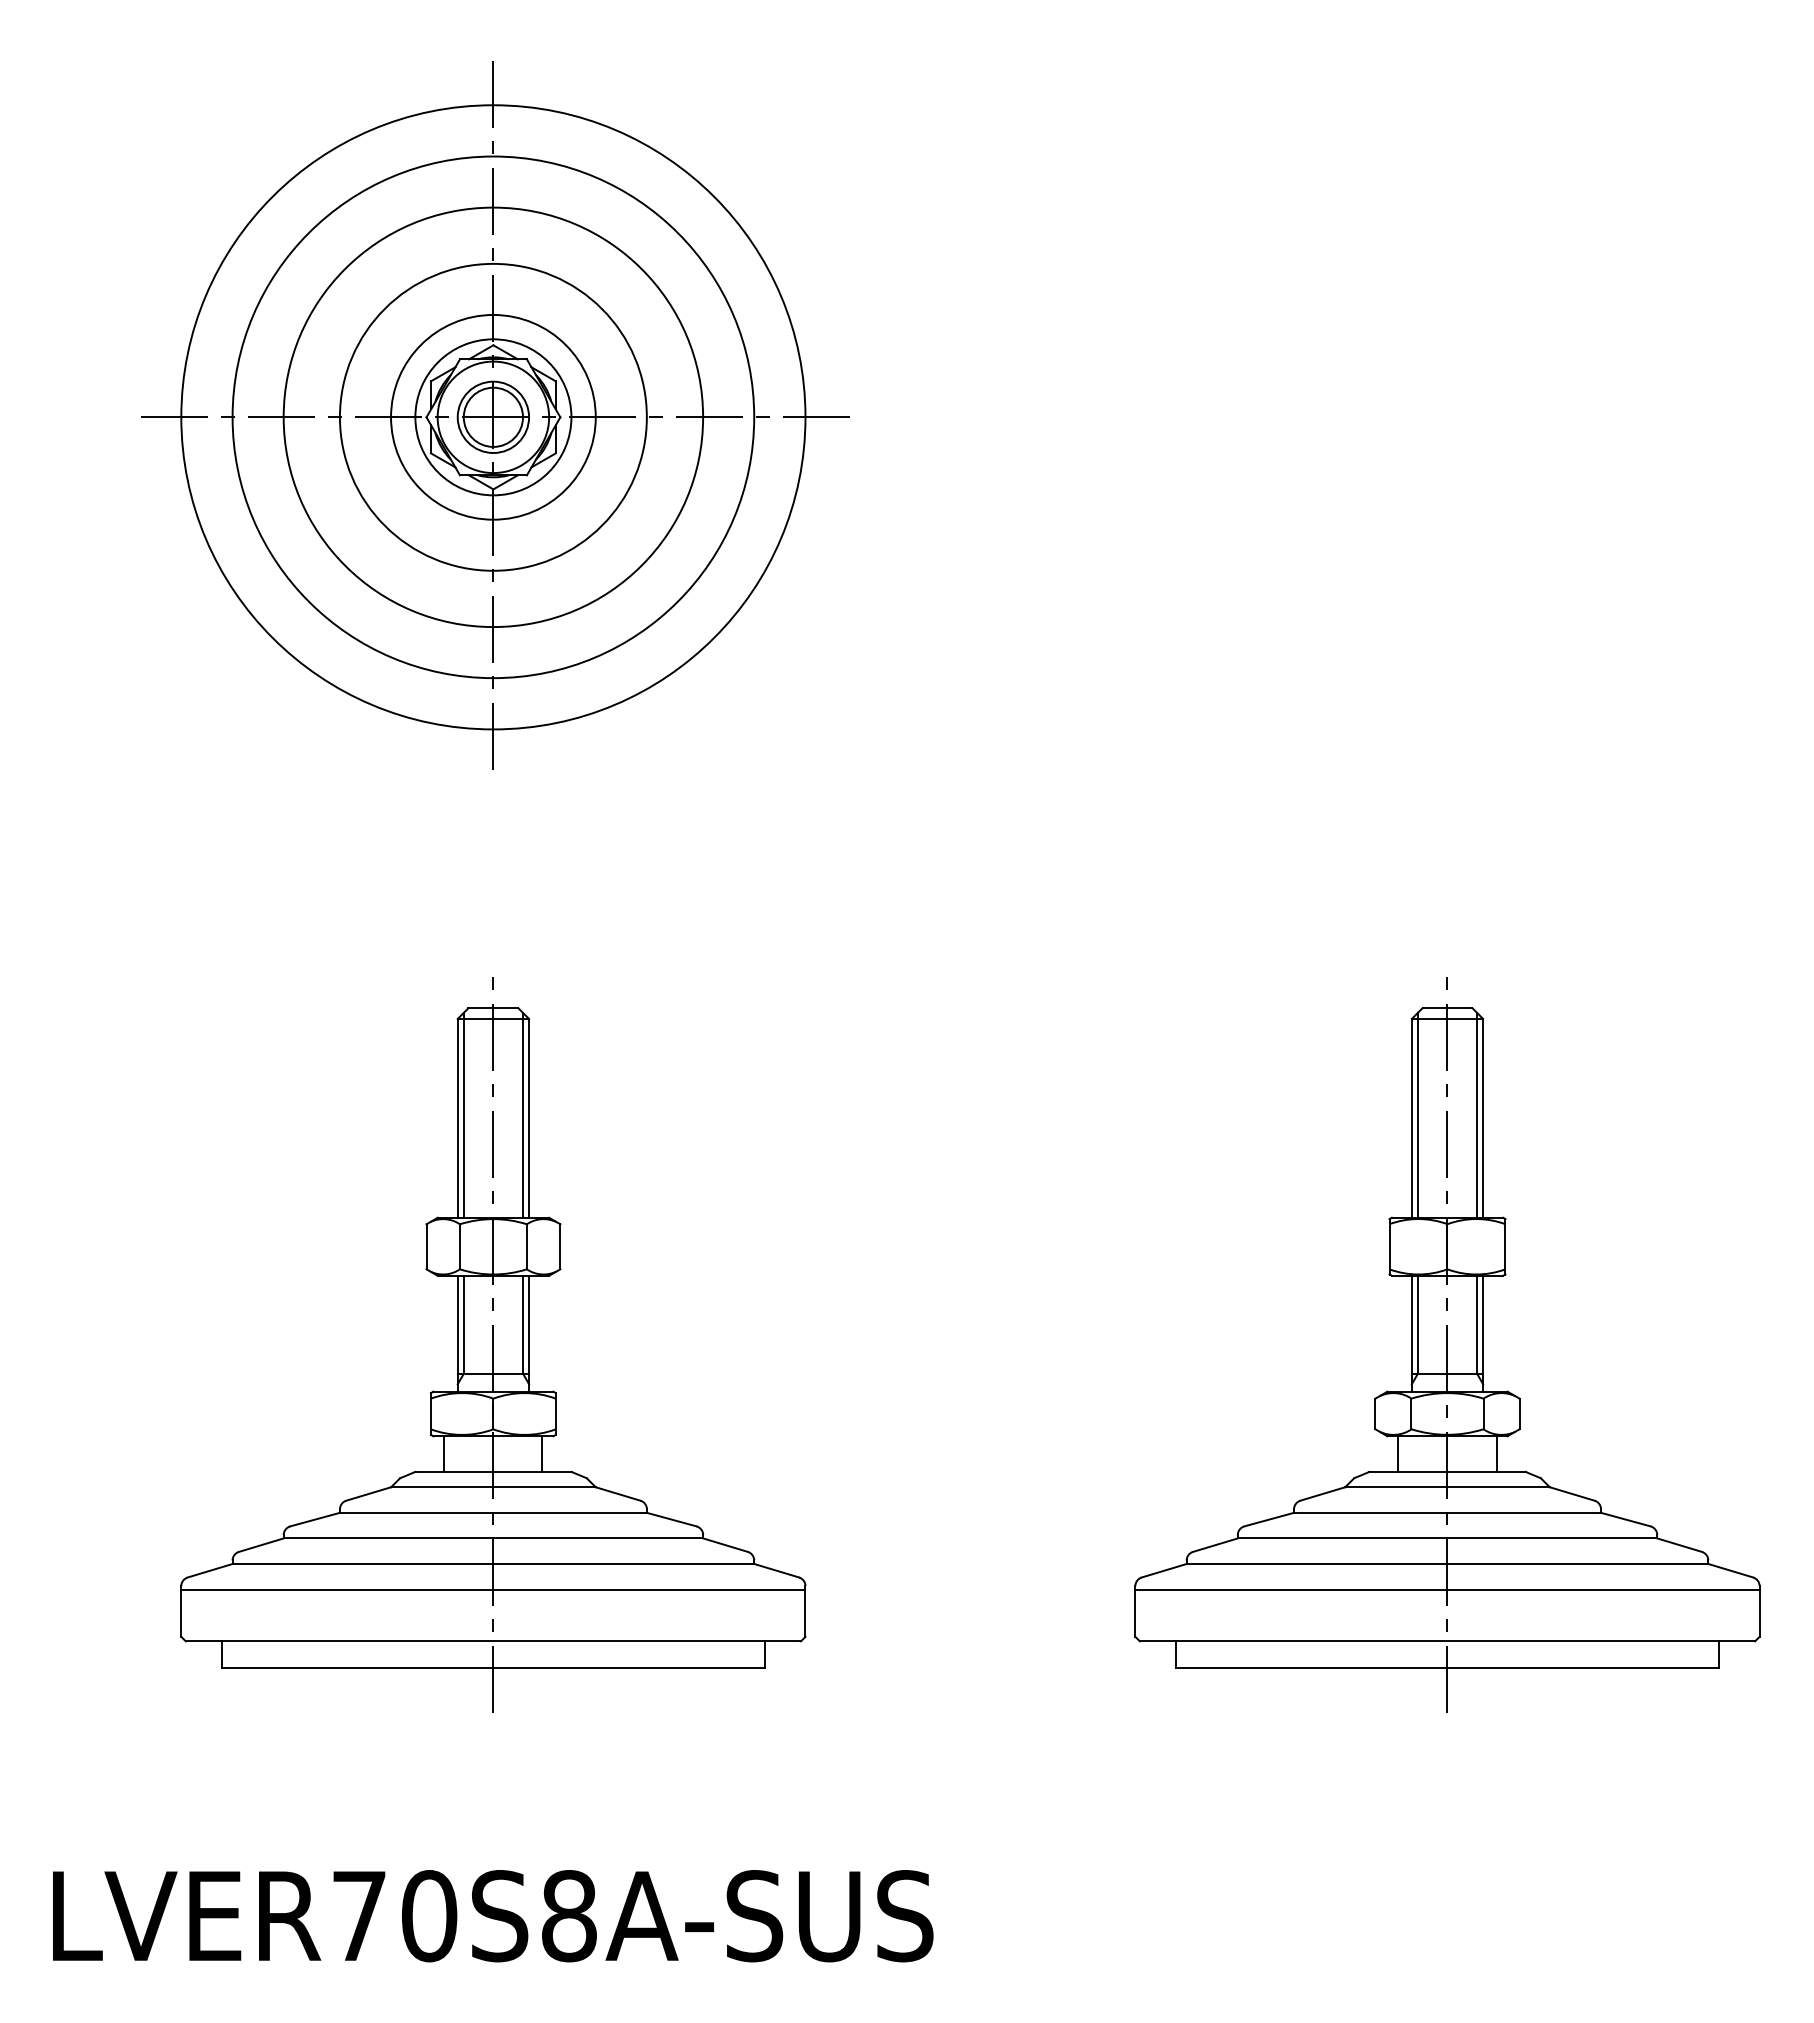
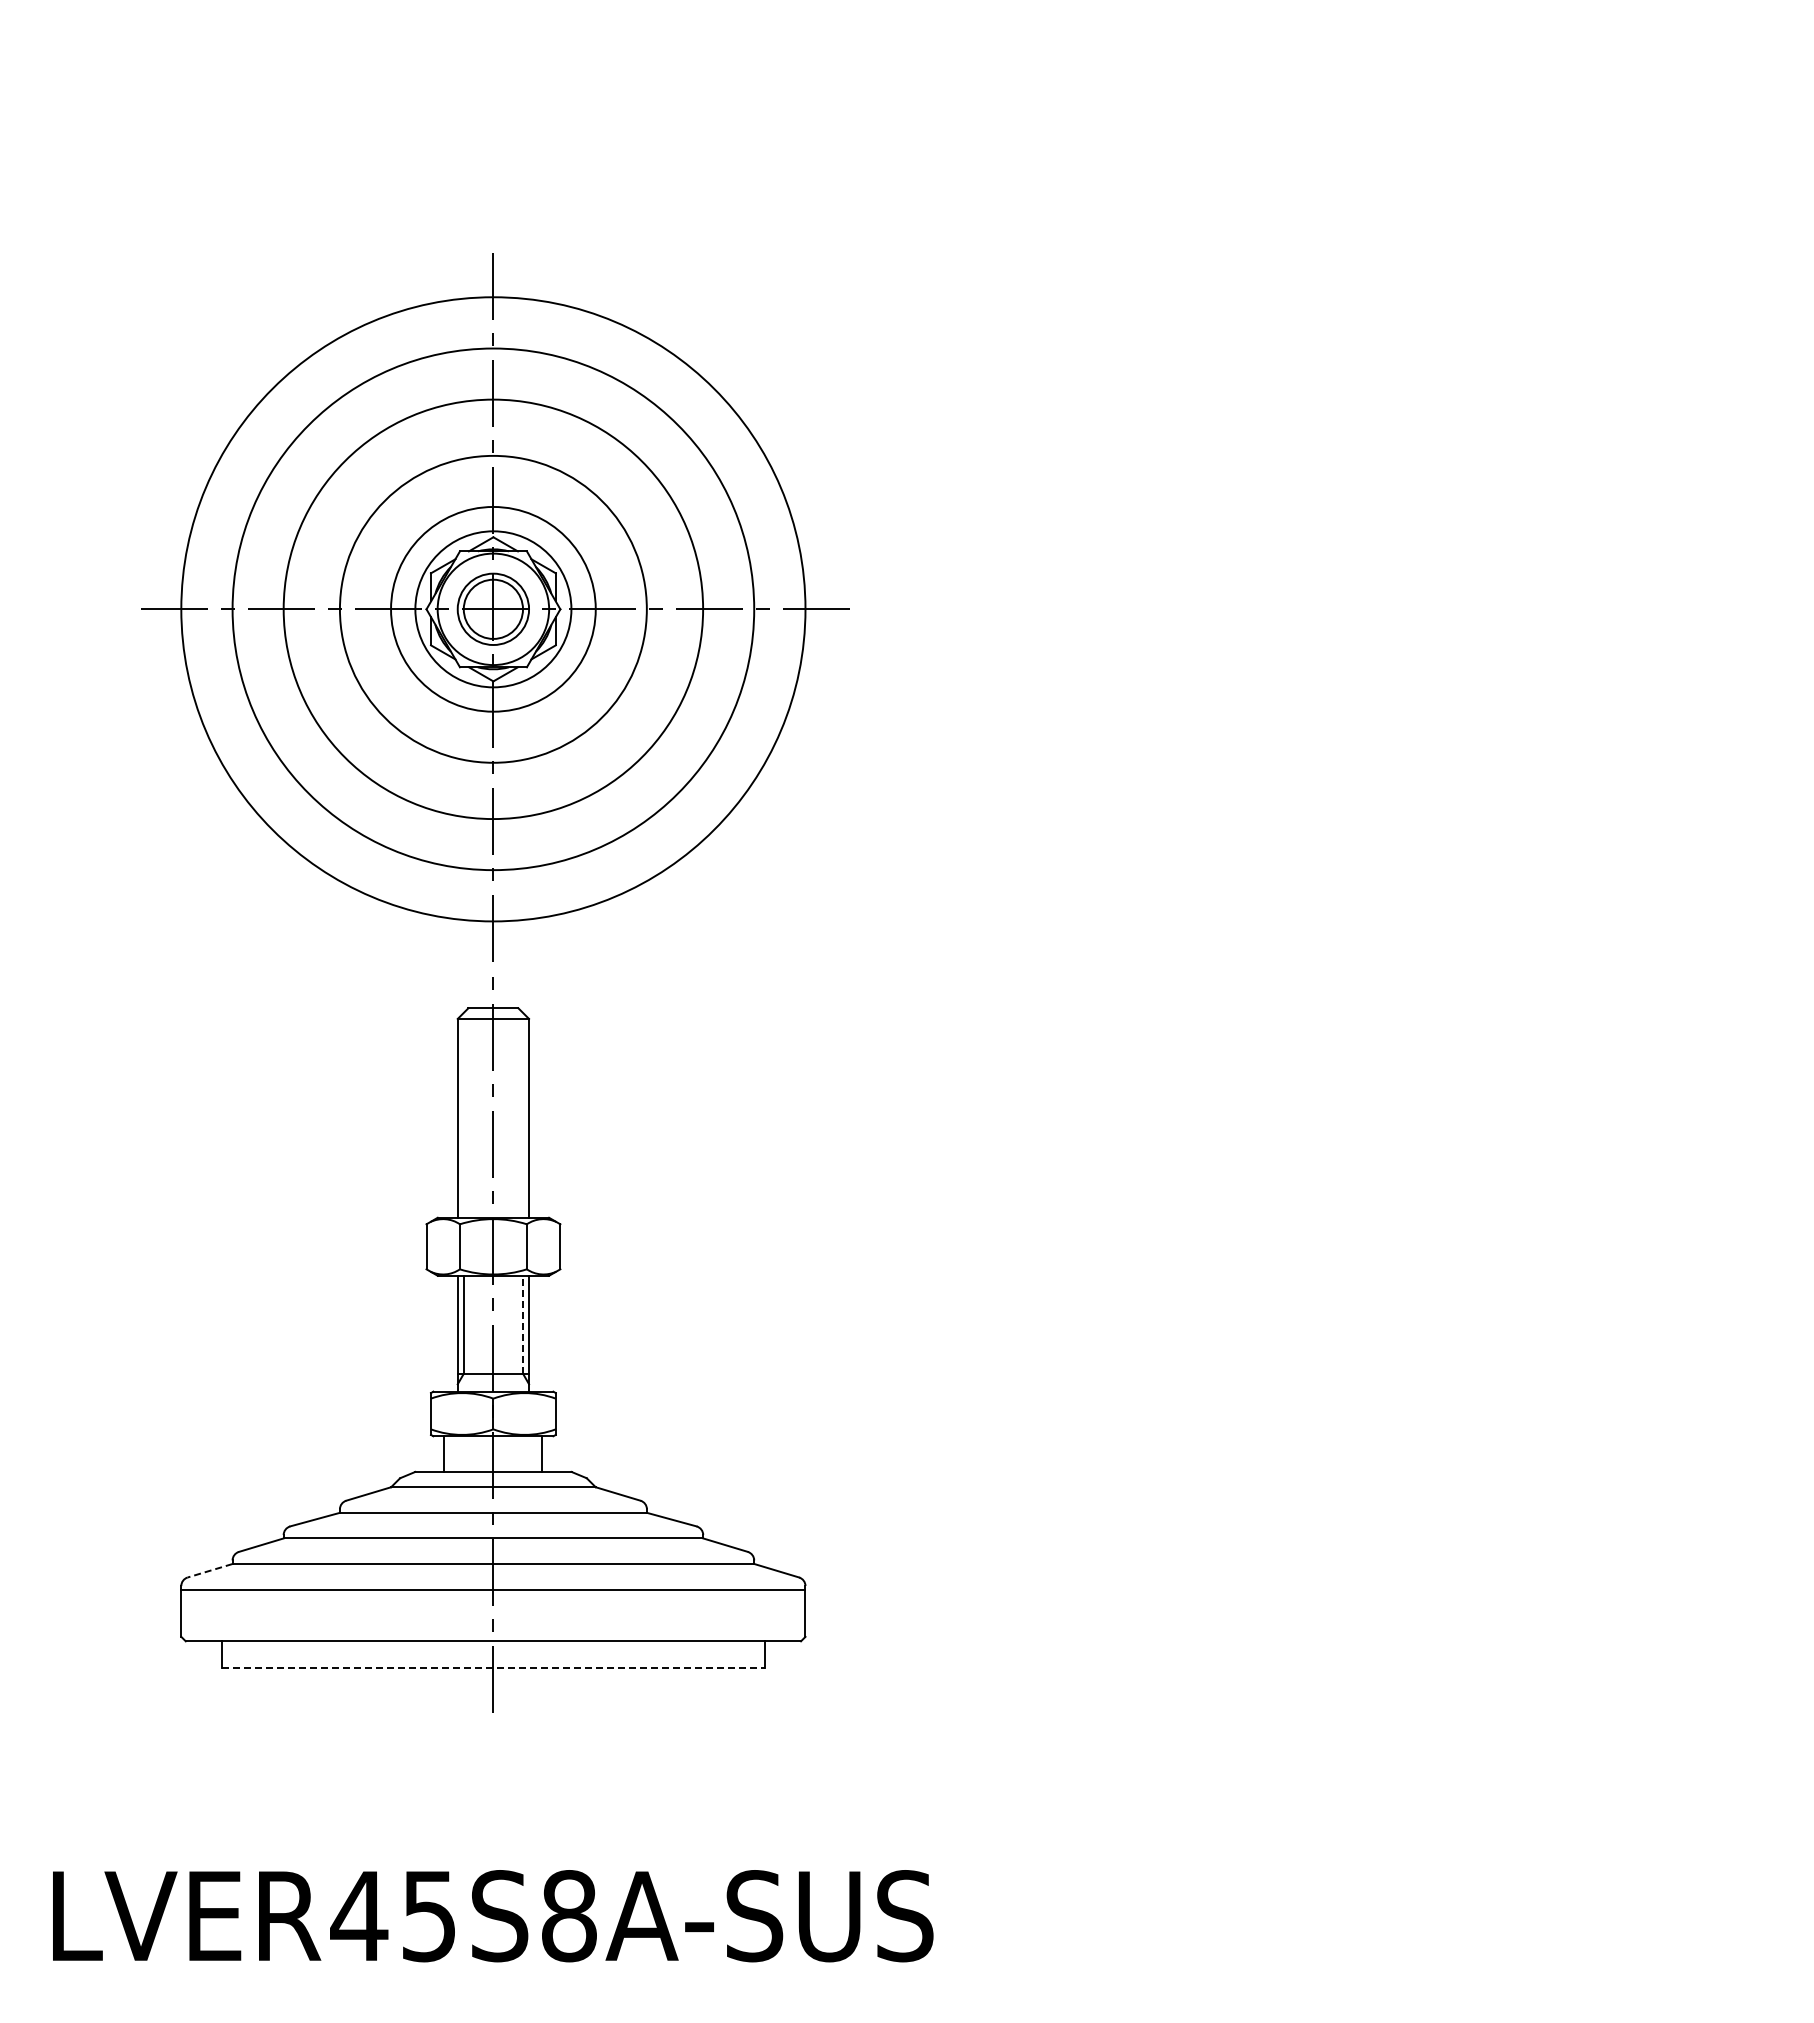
part position: (495, 415) -> (495, 607) (495, 607)
line: present -> none (463, 1114)
line: present -> none (523, 1114)
line: solid -> dashed (523, 1324)
part: present -> none (1447, 1344)
line: solid -> dashed (209, 1570)
line: solid -> dashed (493, 1668)
text: LVER70S8A-SUS -> LVER45S8A-SUS (393, 1916)
